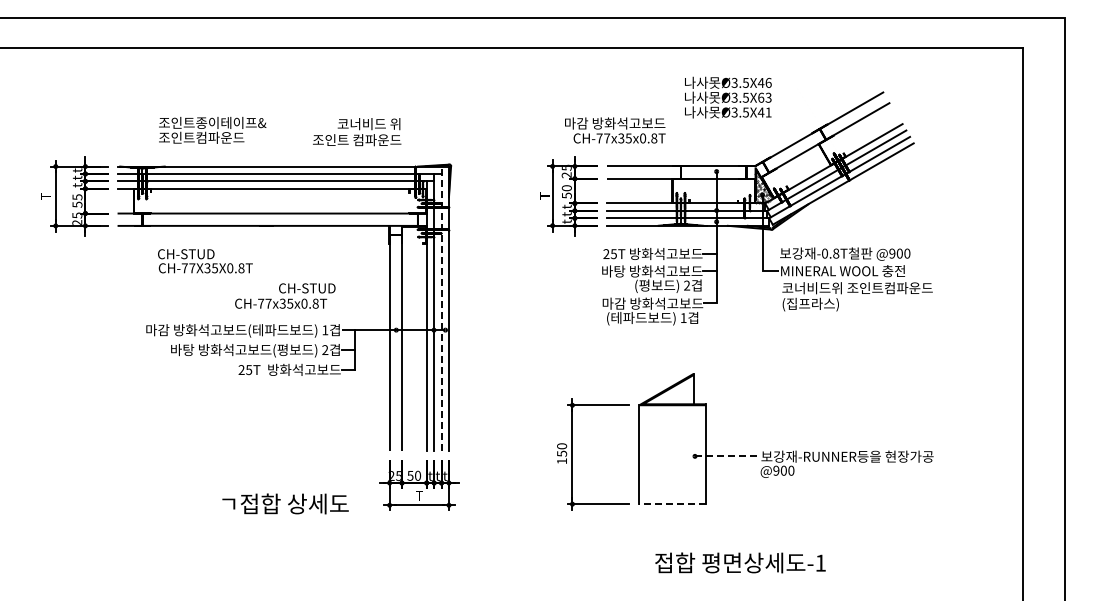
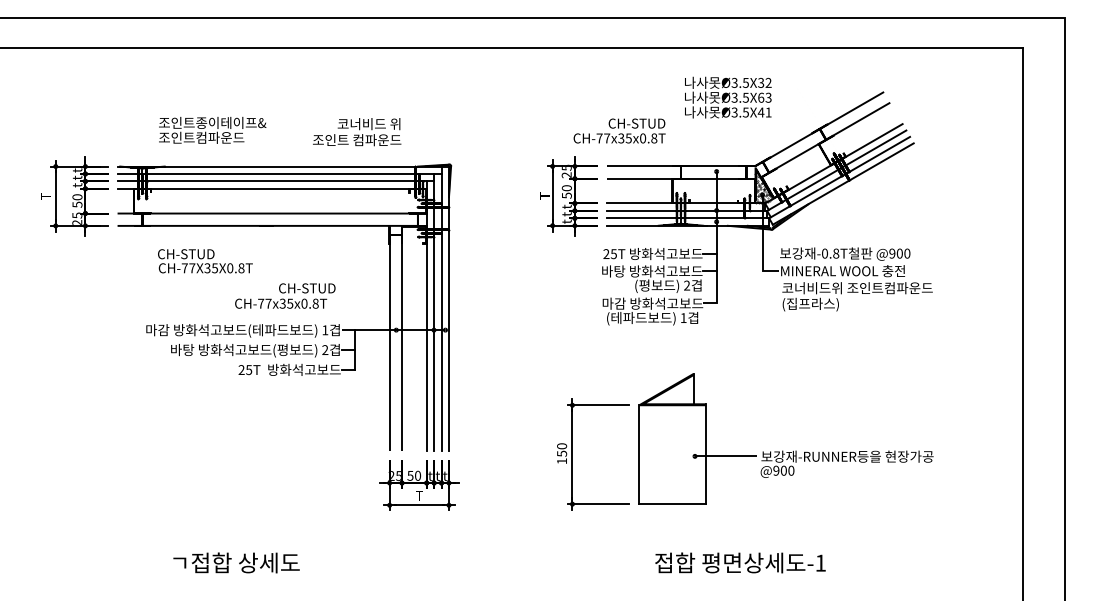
text: Ø3.5X46 -> Ø3.5X32 (764, 82)
text: 마감 방화석고보드 -> CH-STUD (615, 123)
text: 55 -> 50 (77, 197)
line: dashed -> solid (441, 308)
line: dashed -> solid (726, 456)
text position: (285, 503) -> (236, 562) (236, 562)
line: dashed -> solid (672, 504)
